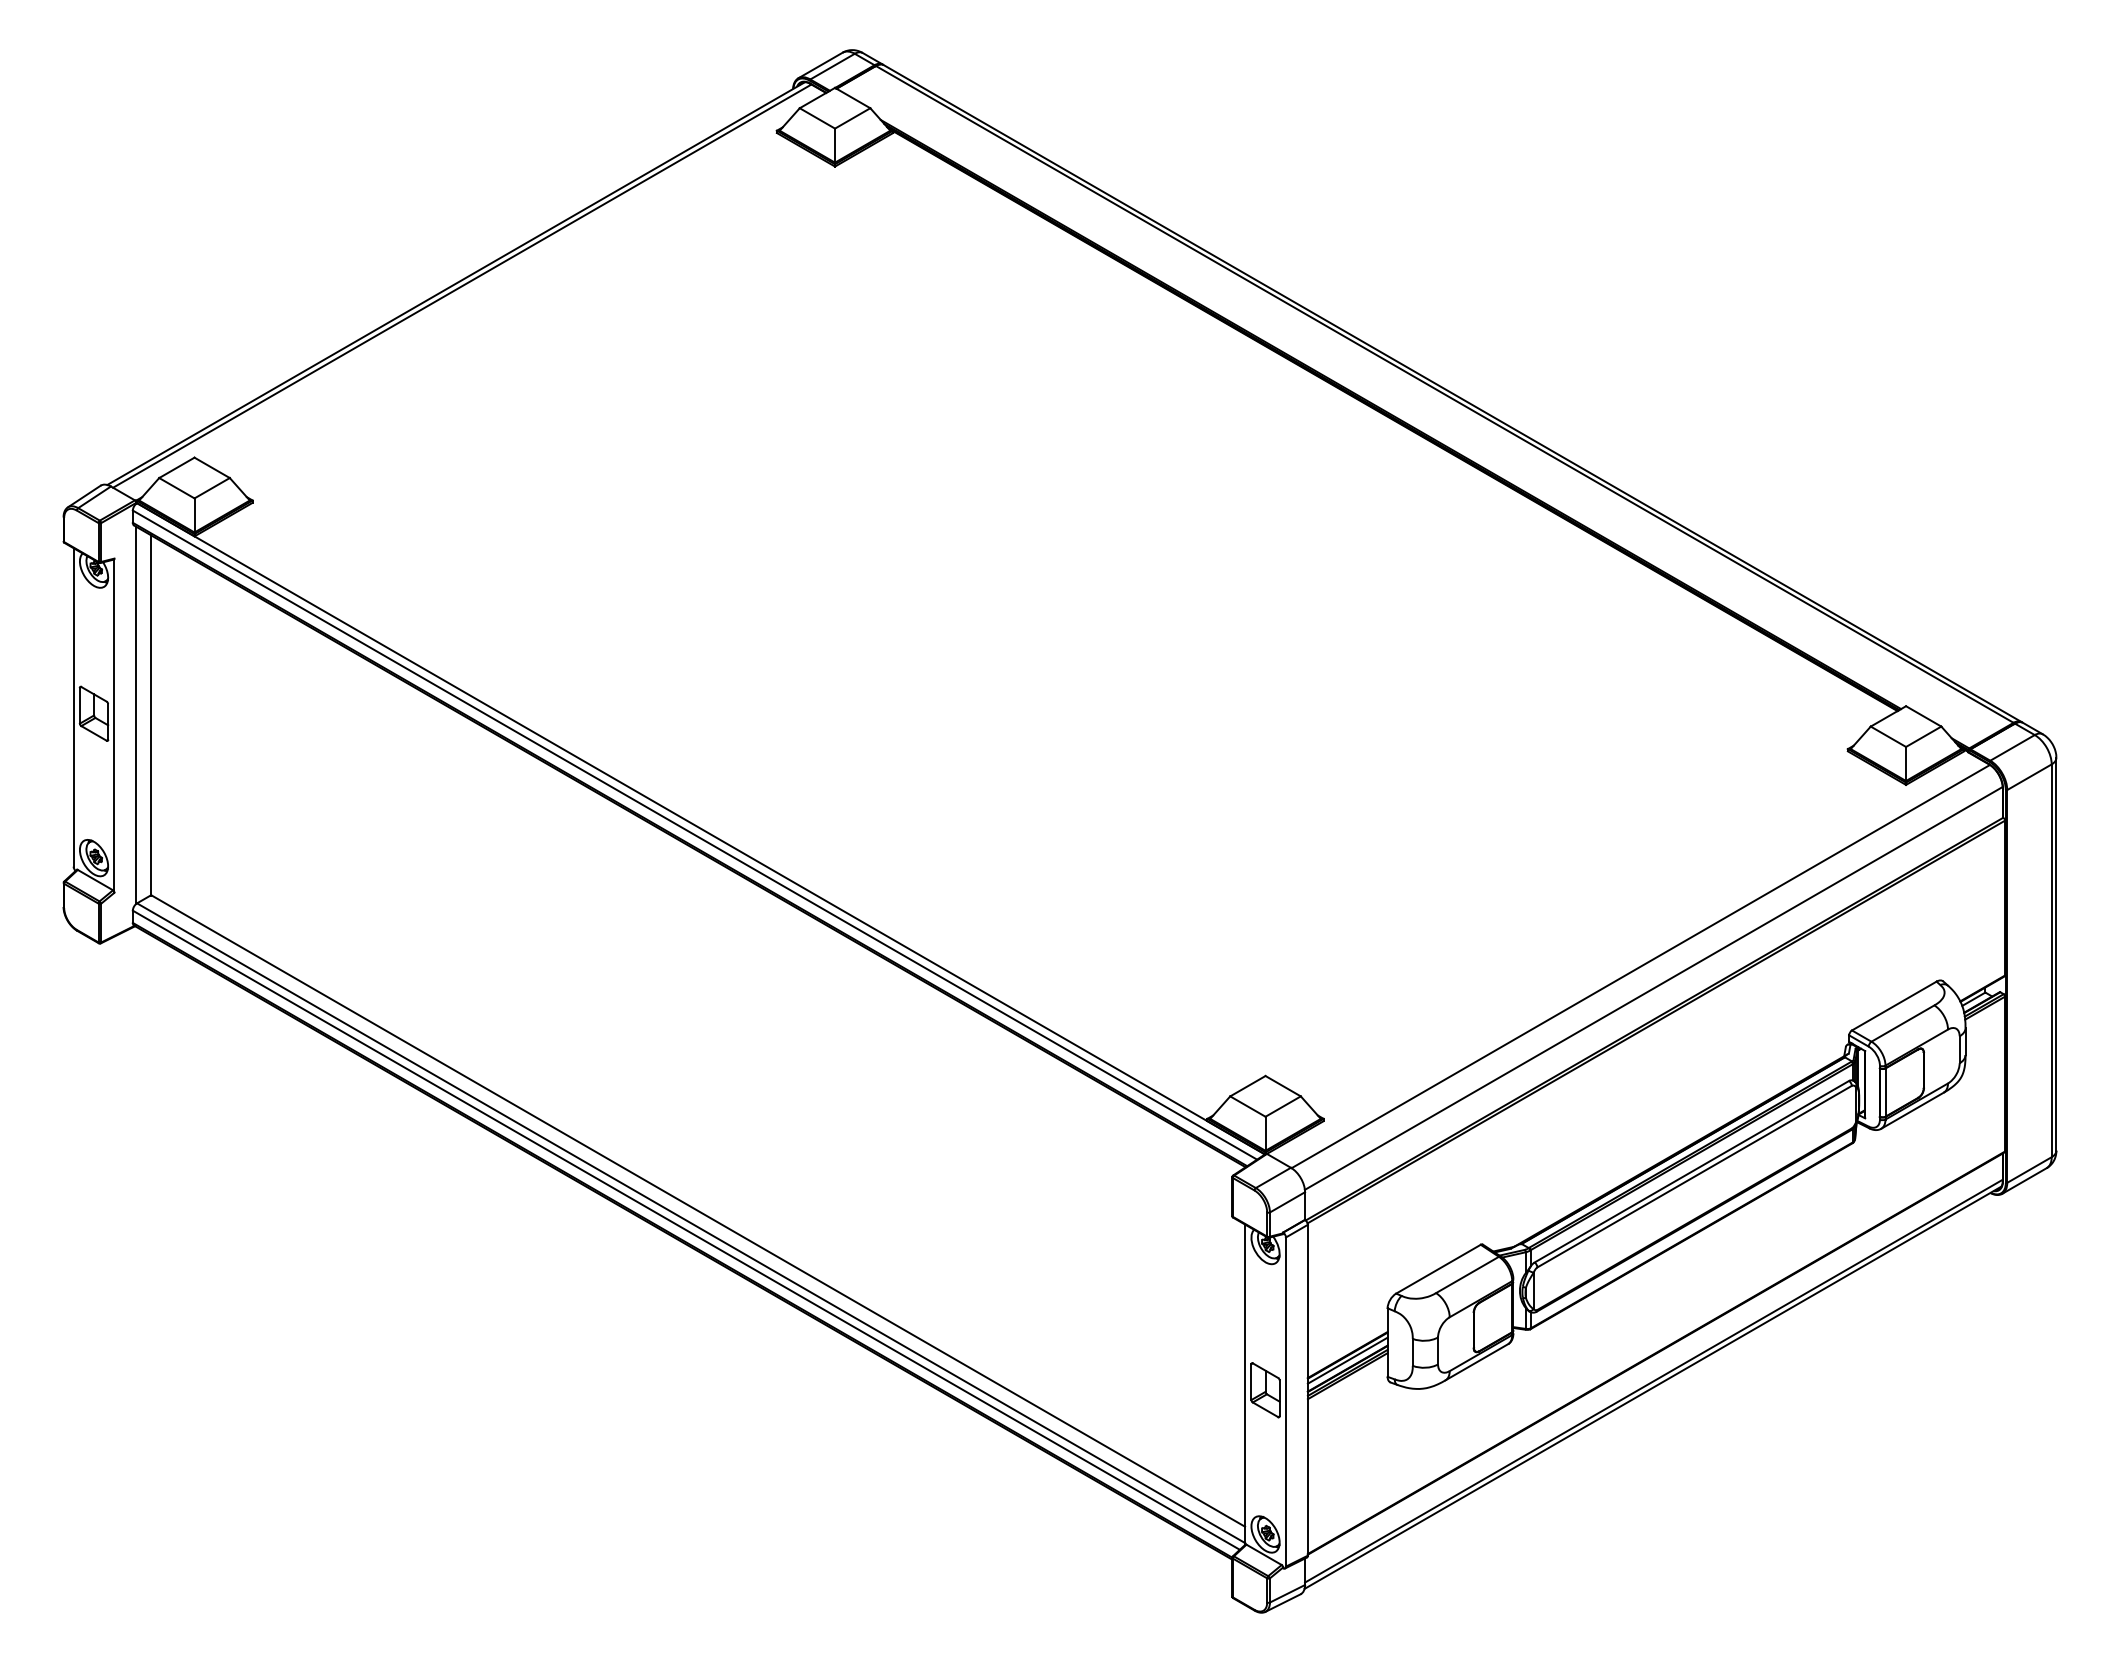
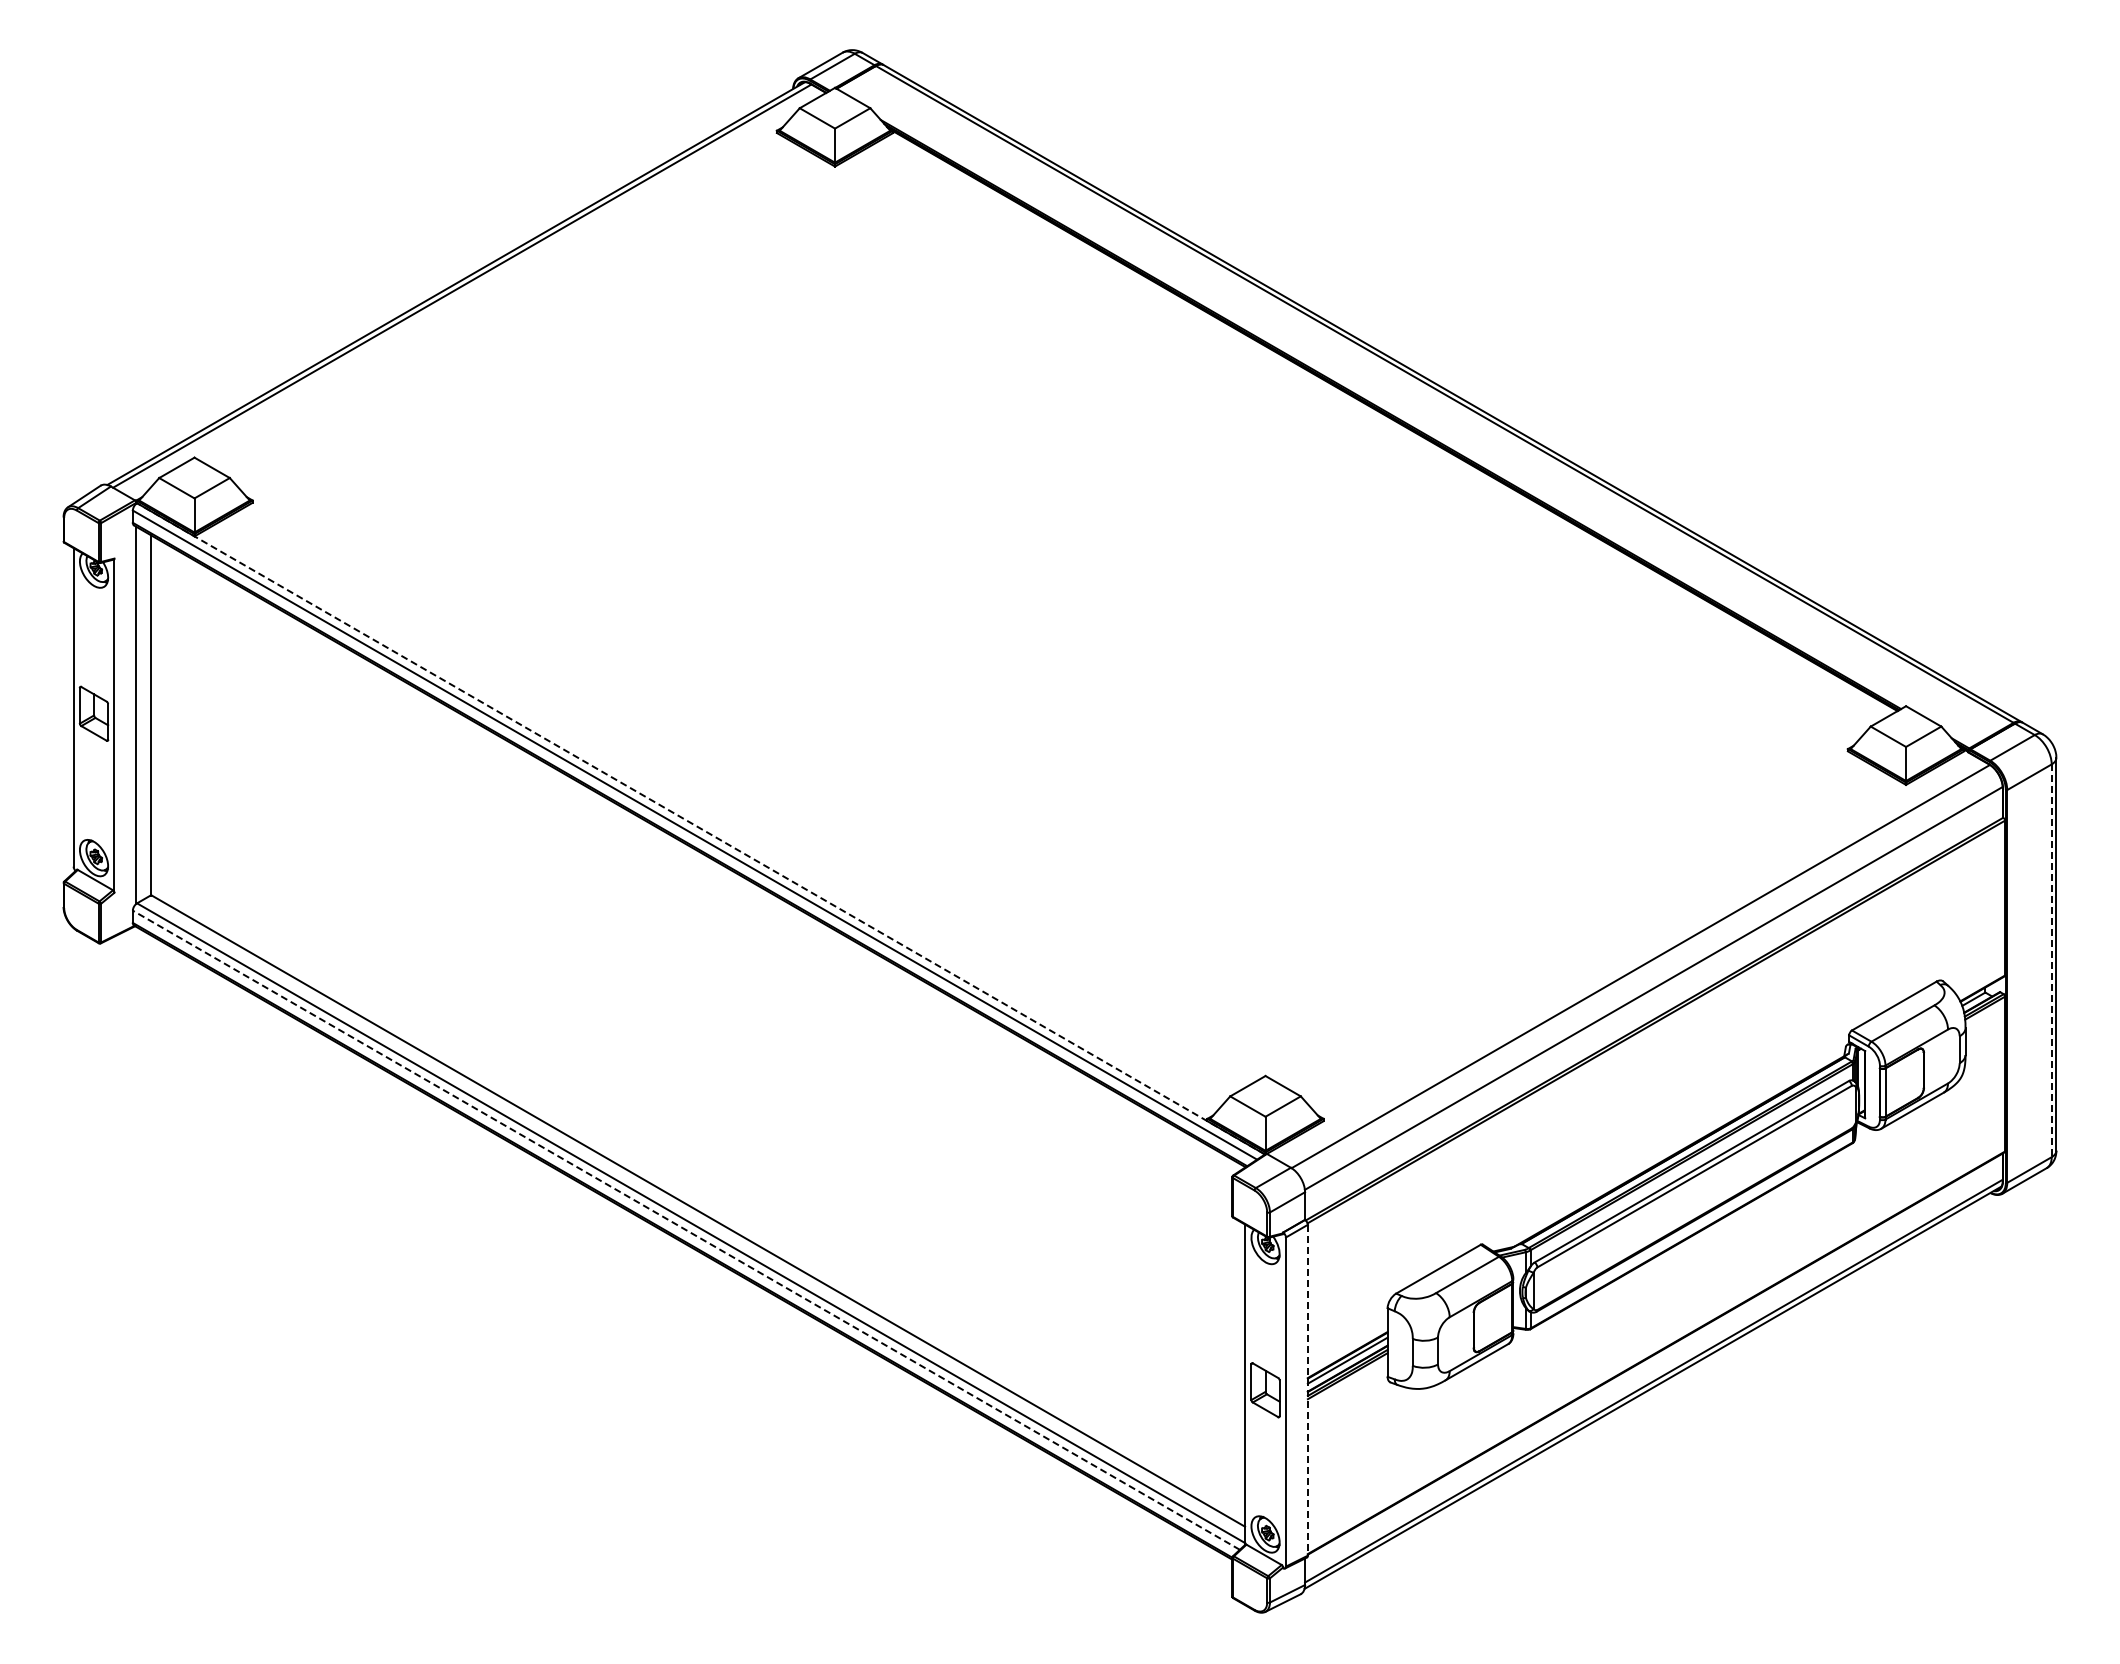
line: solid -> dashed (700, 828)
line: solid -> dashed (2051, 961)
line: solid -> dashed (685, 1229)
line: solid -> dashed (1307, 1390)
